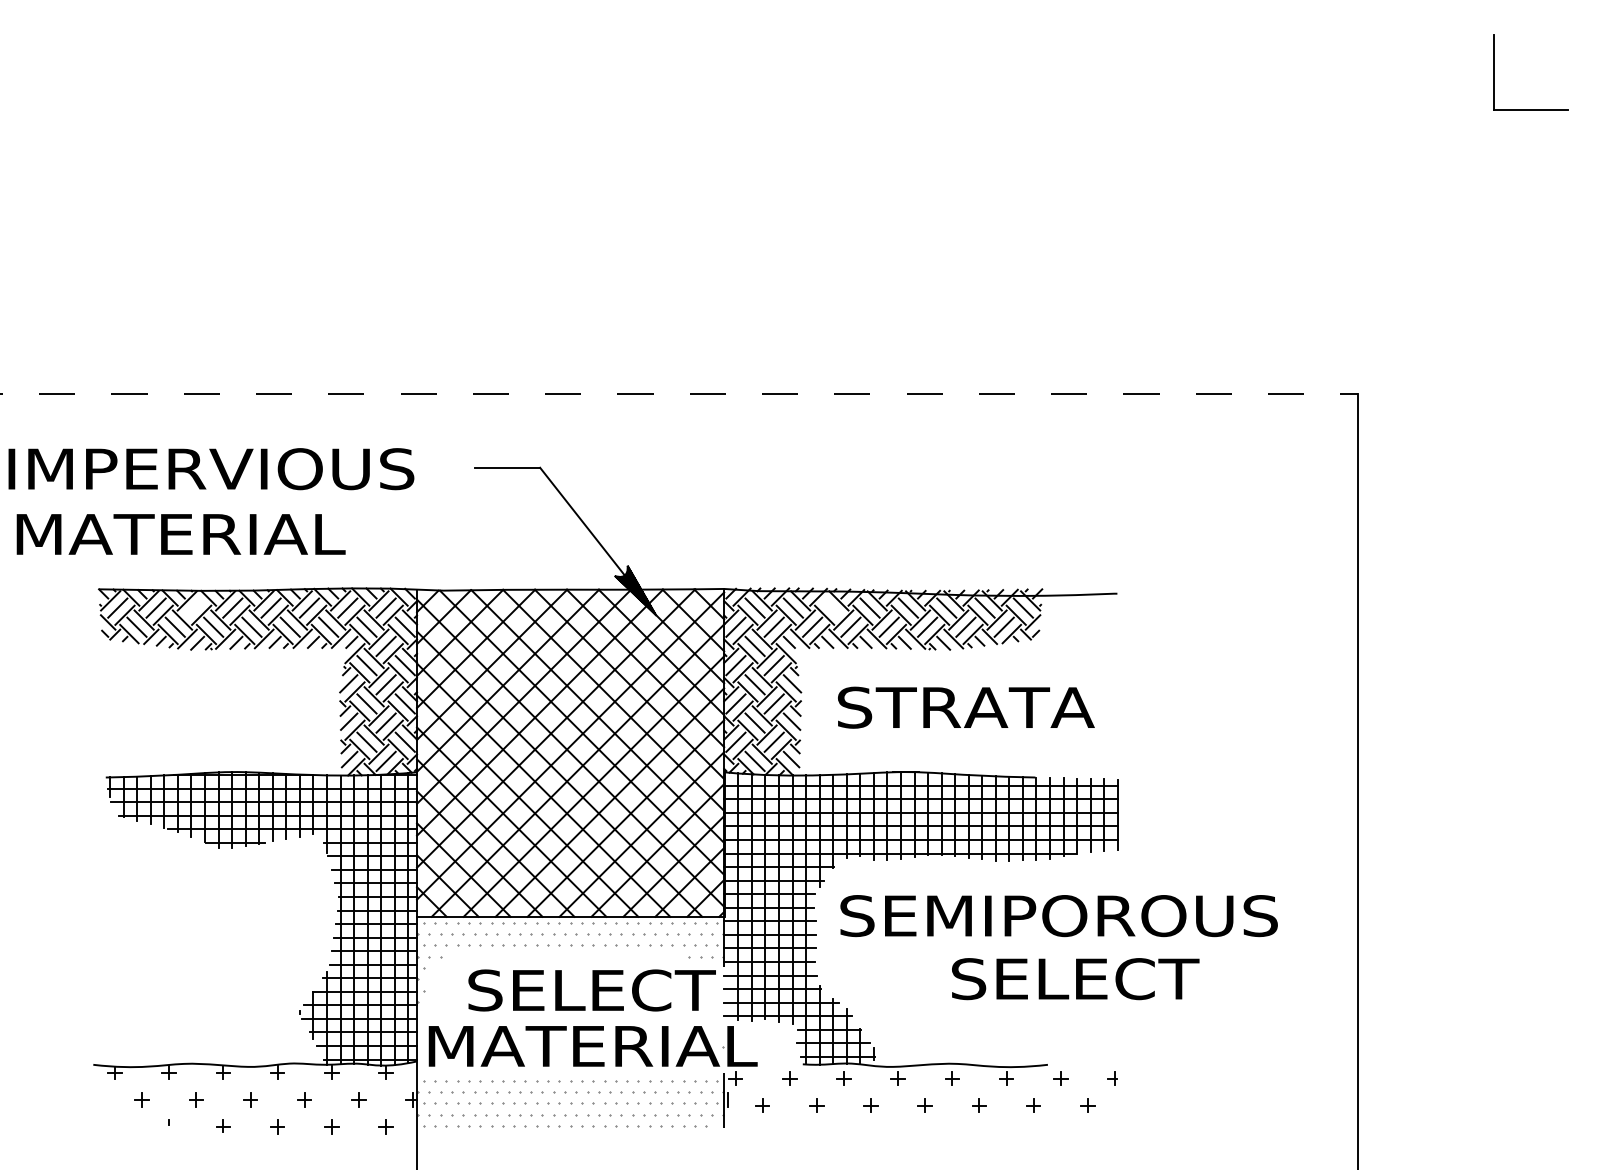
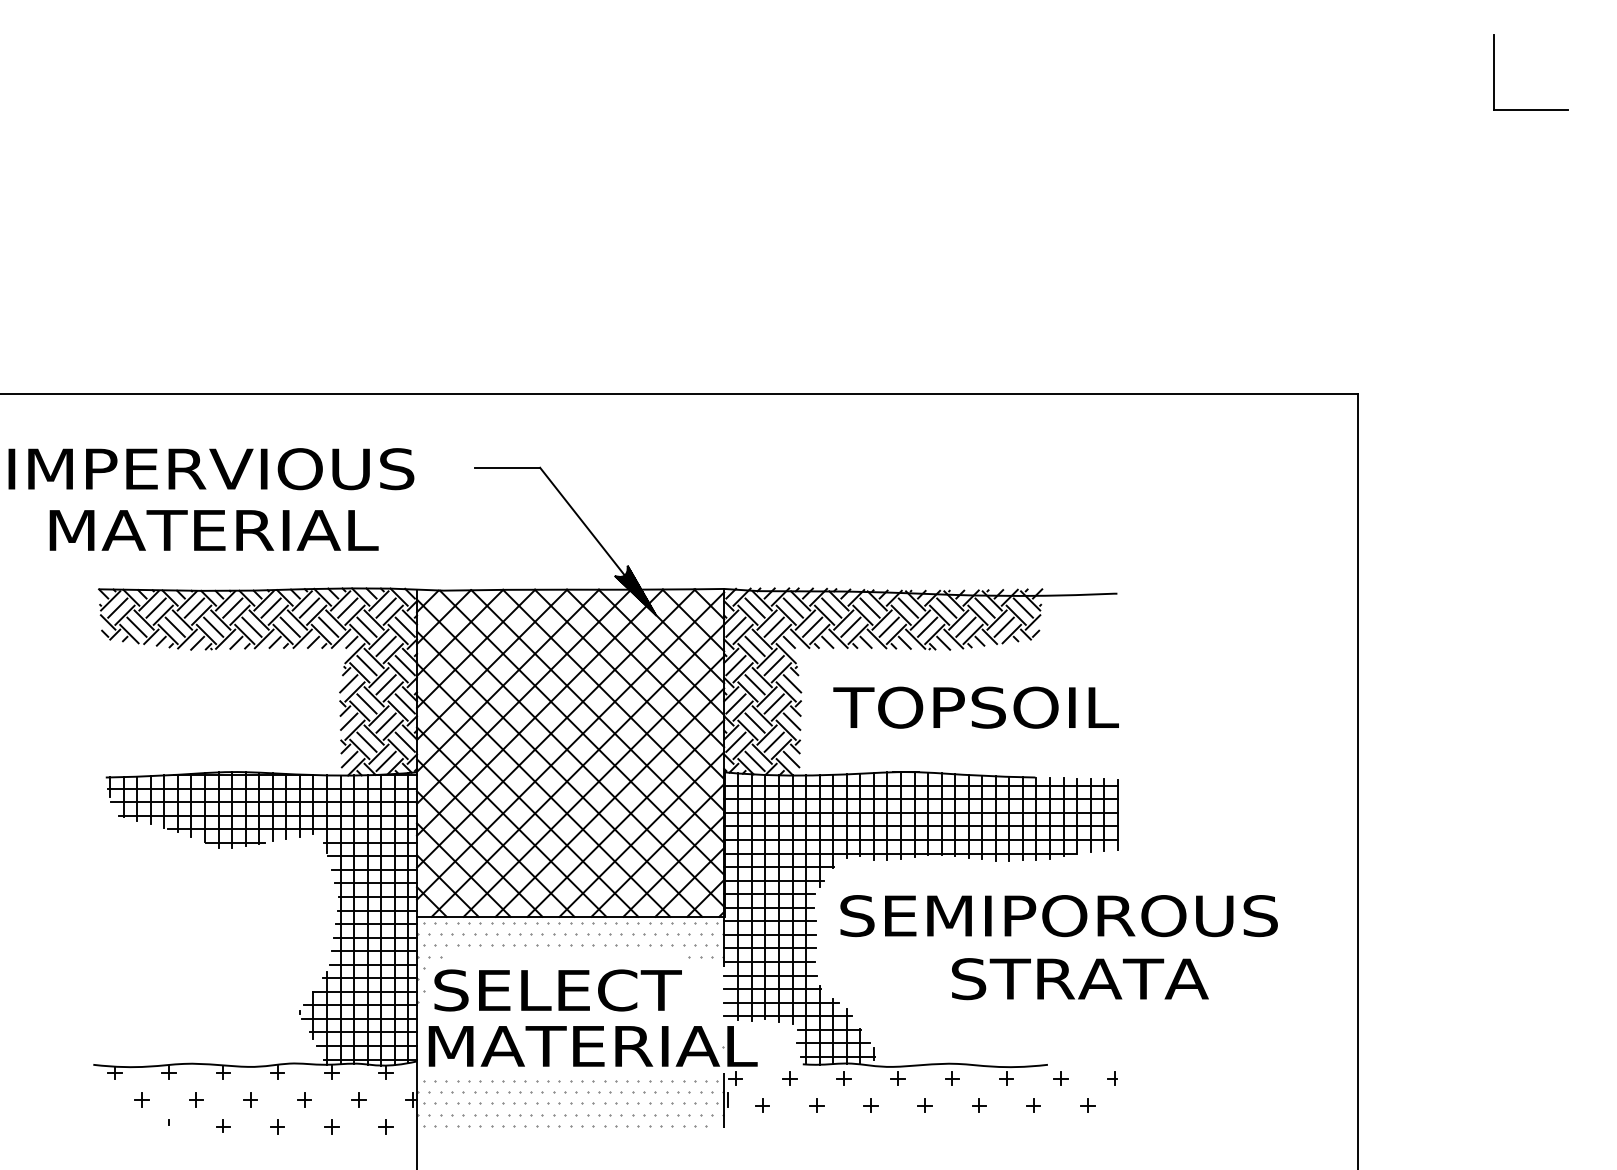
line: dashed -> solid (679, 394)
text position: (180, 534) -> (213, 530) (213, 530)
line: none -> present (194, 607)
line: none -> present (831, 607)
text: STRATA -> TOPSOIL (975, 707)
text: SELECT -> STRATA (1098, 979)
text position: (591, 990) -> (557, 990) (557, 990)
